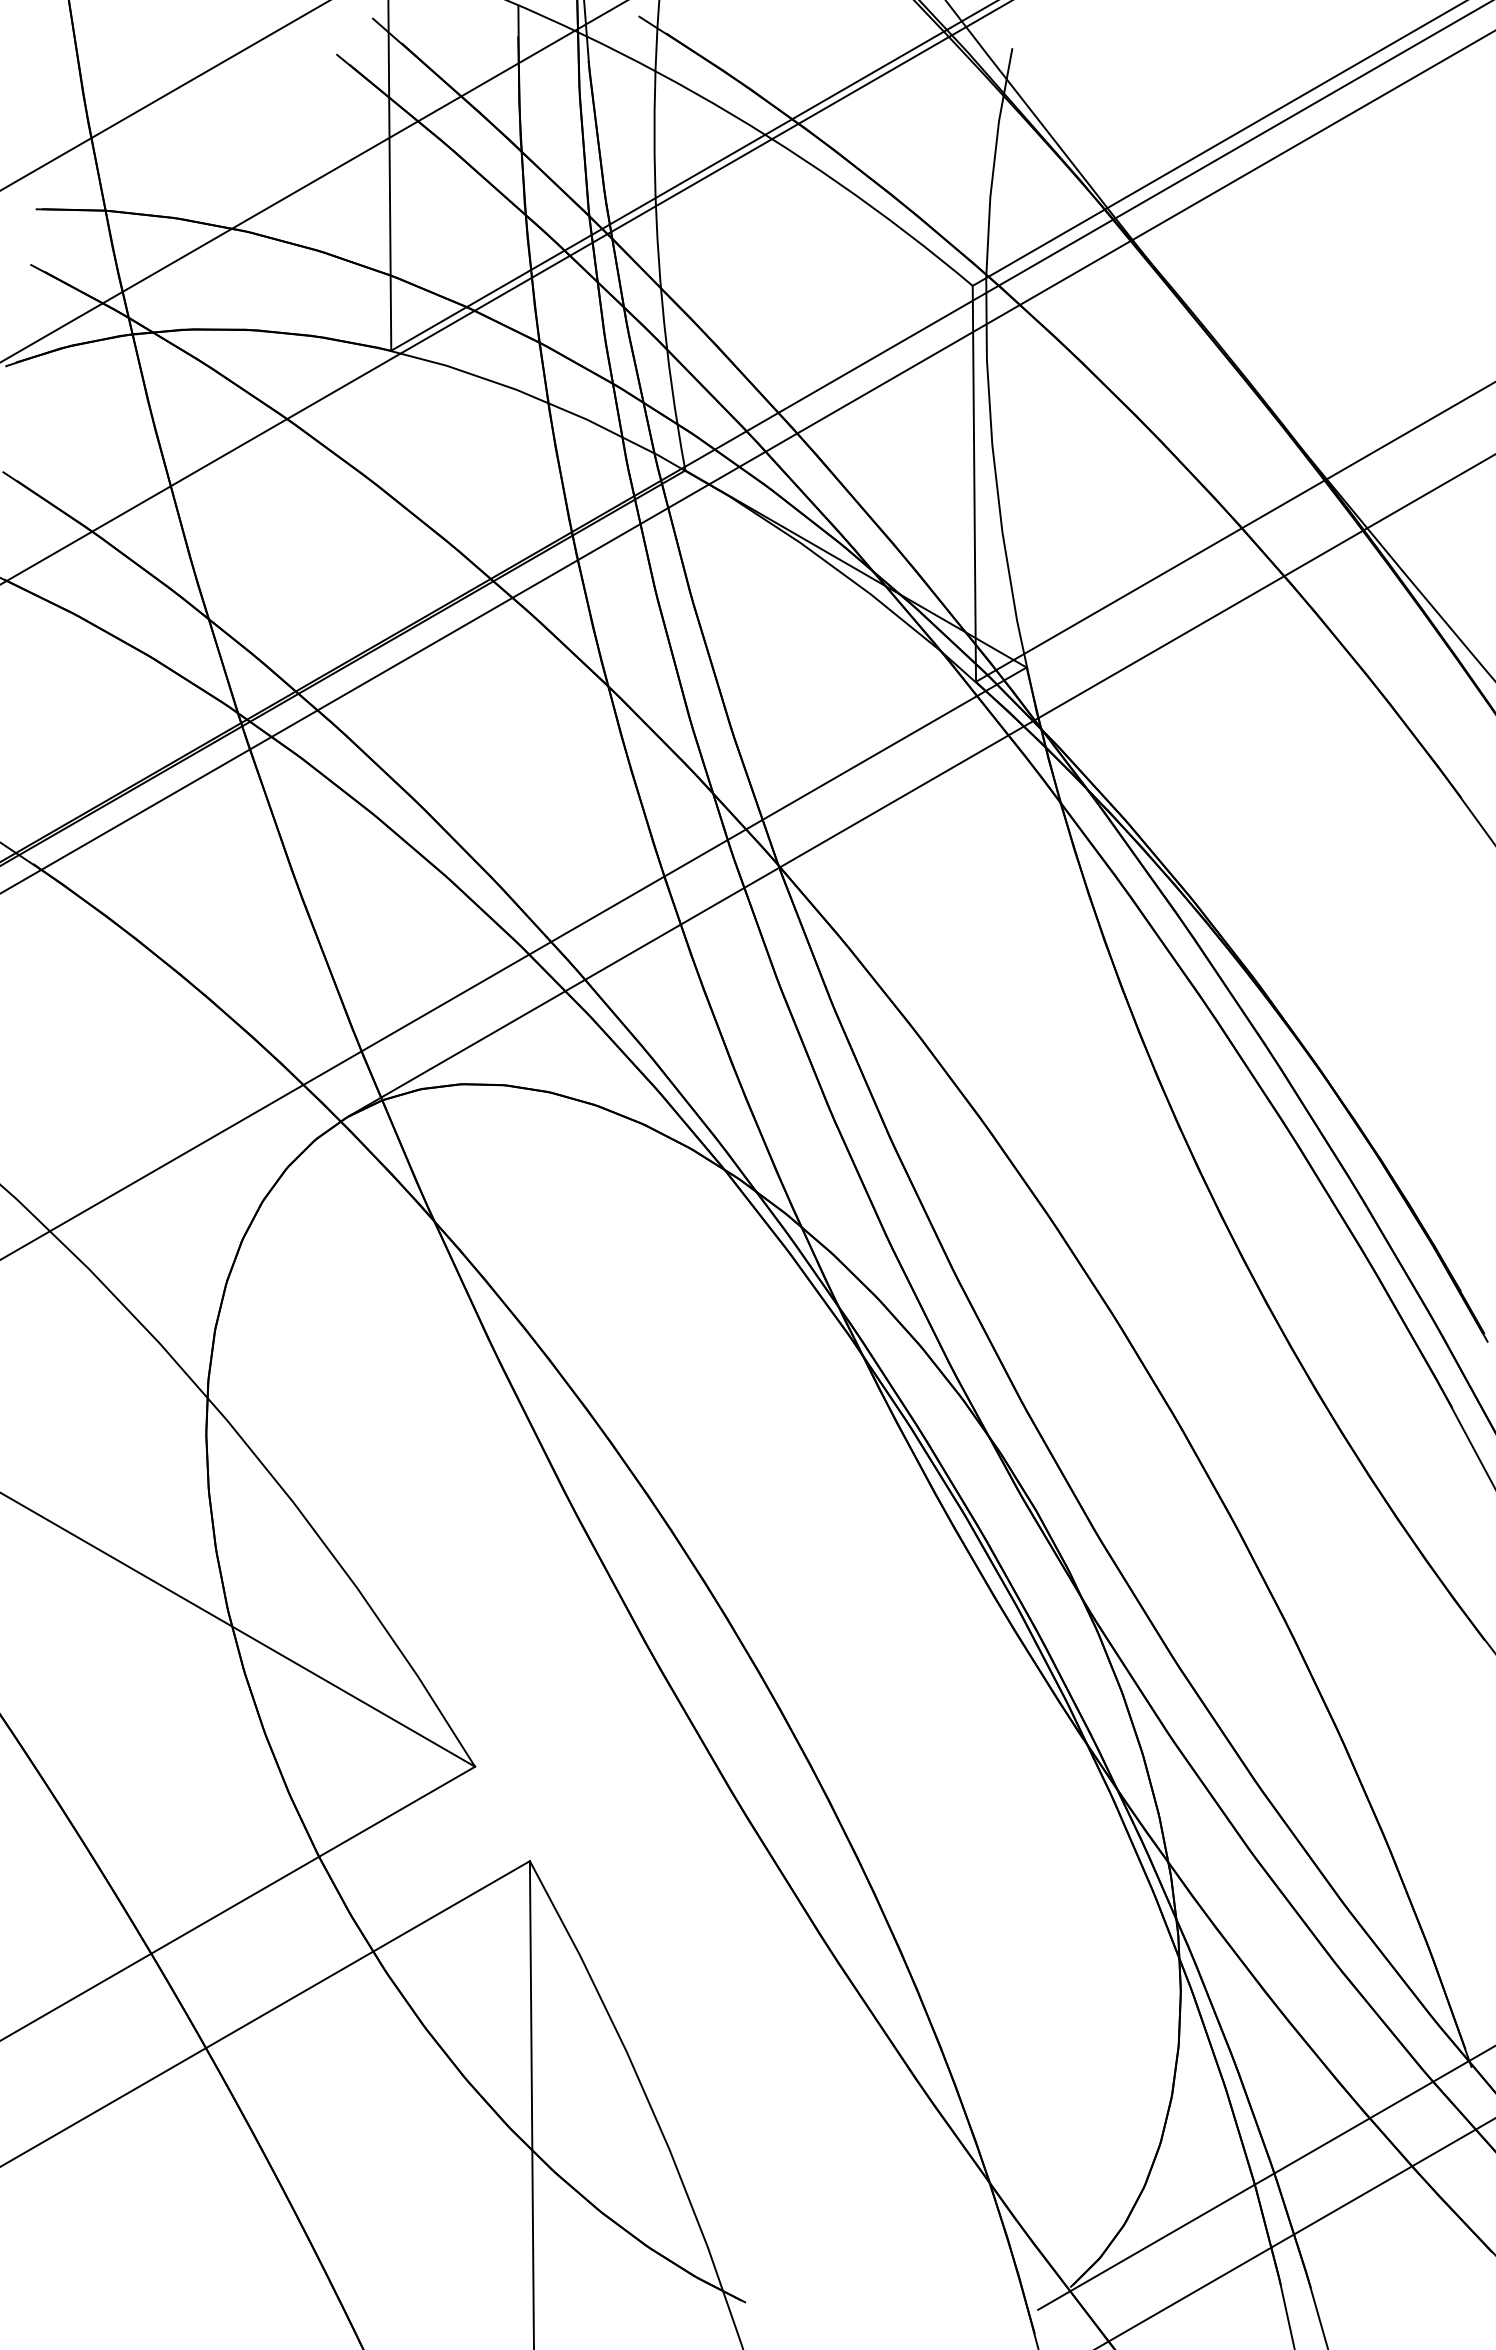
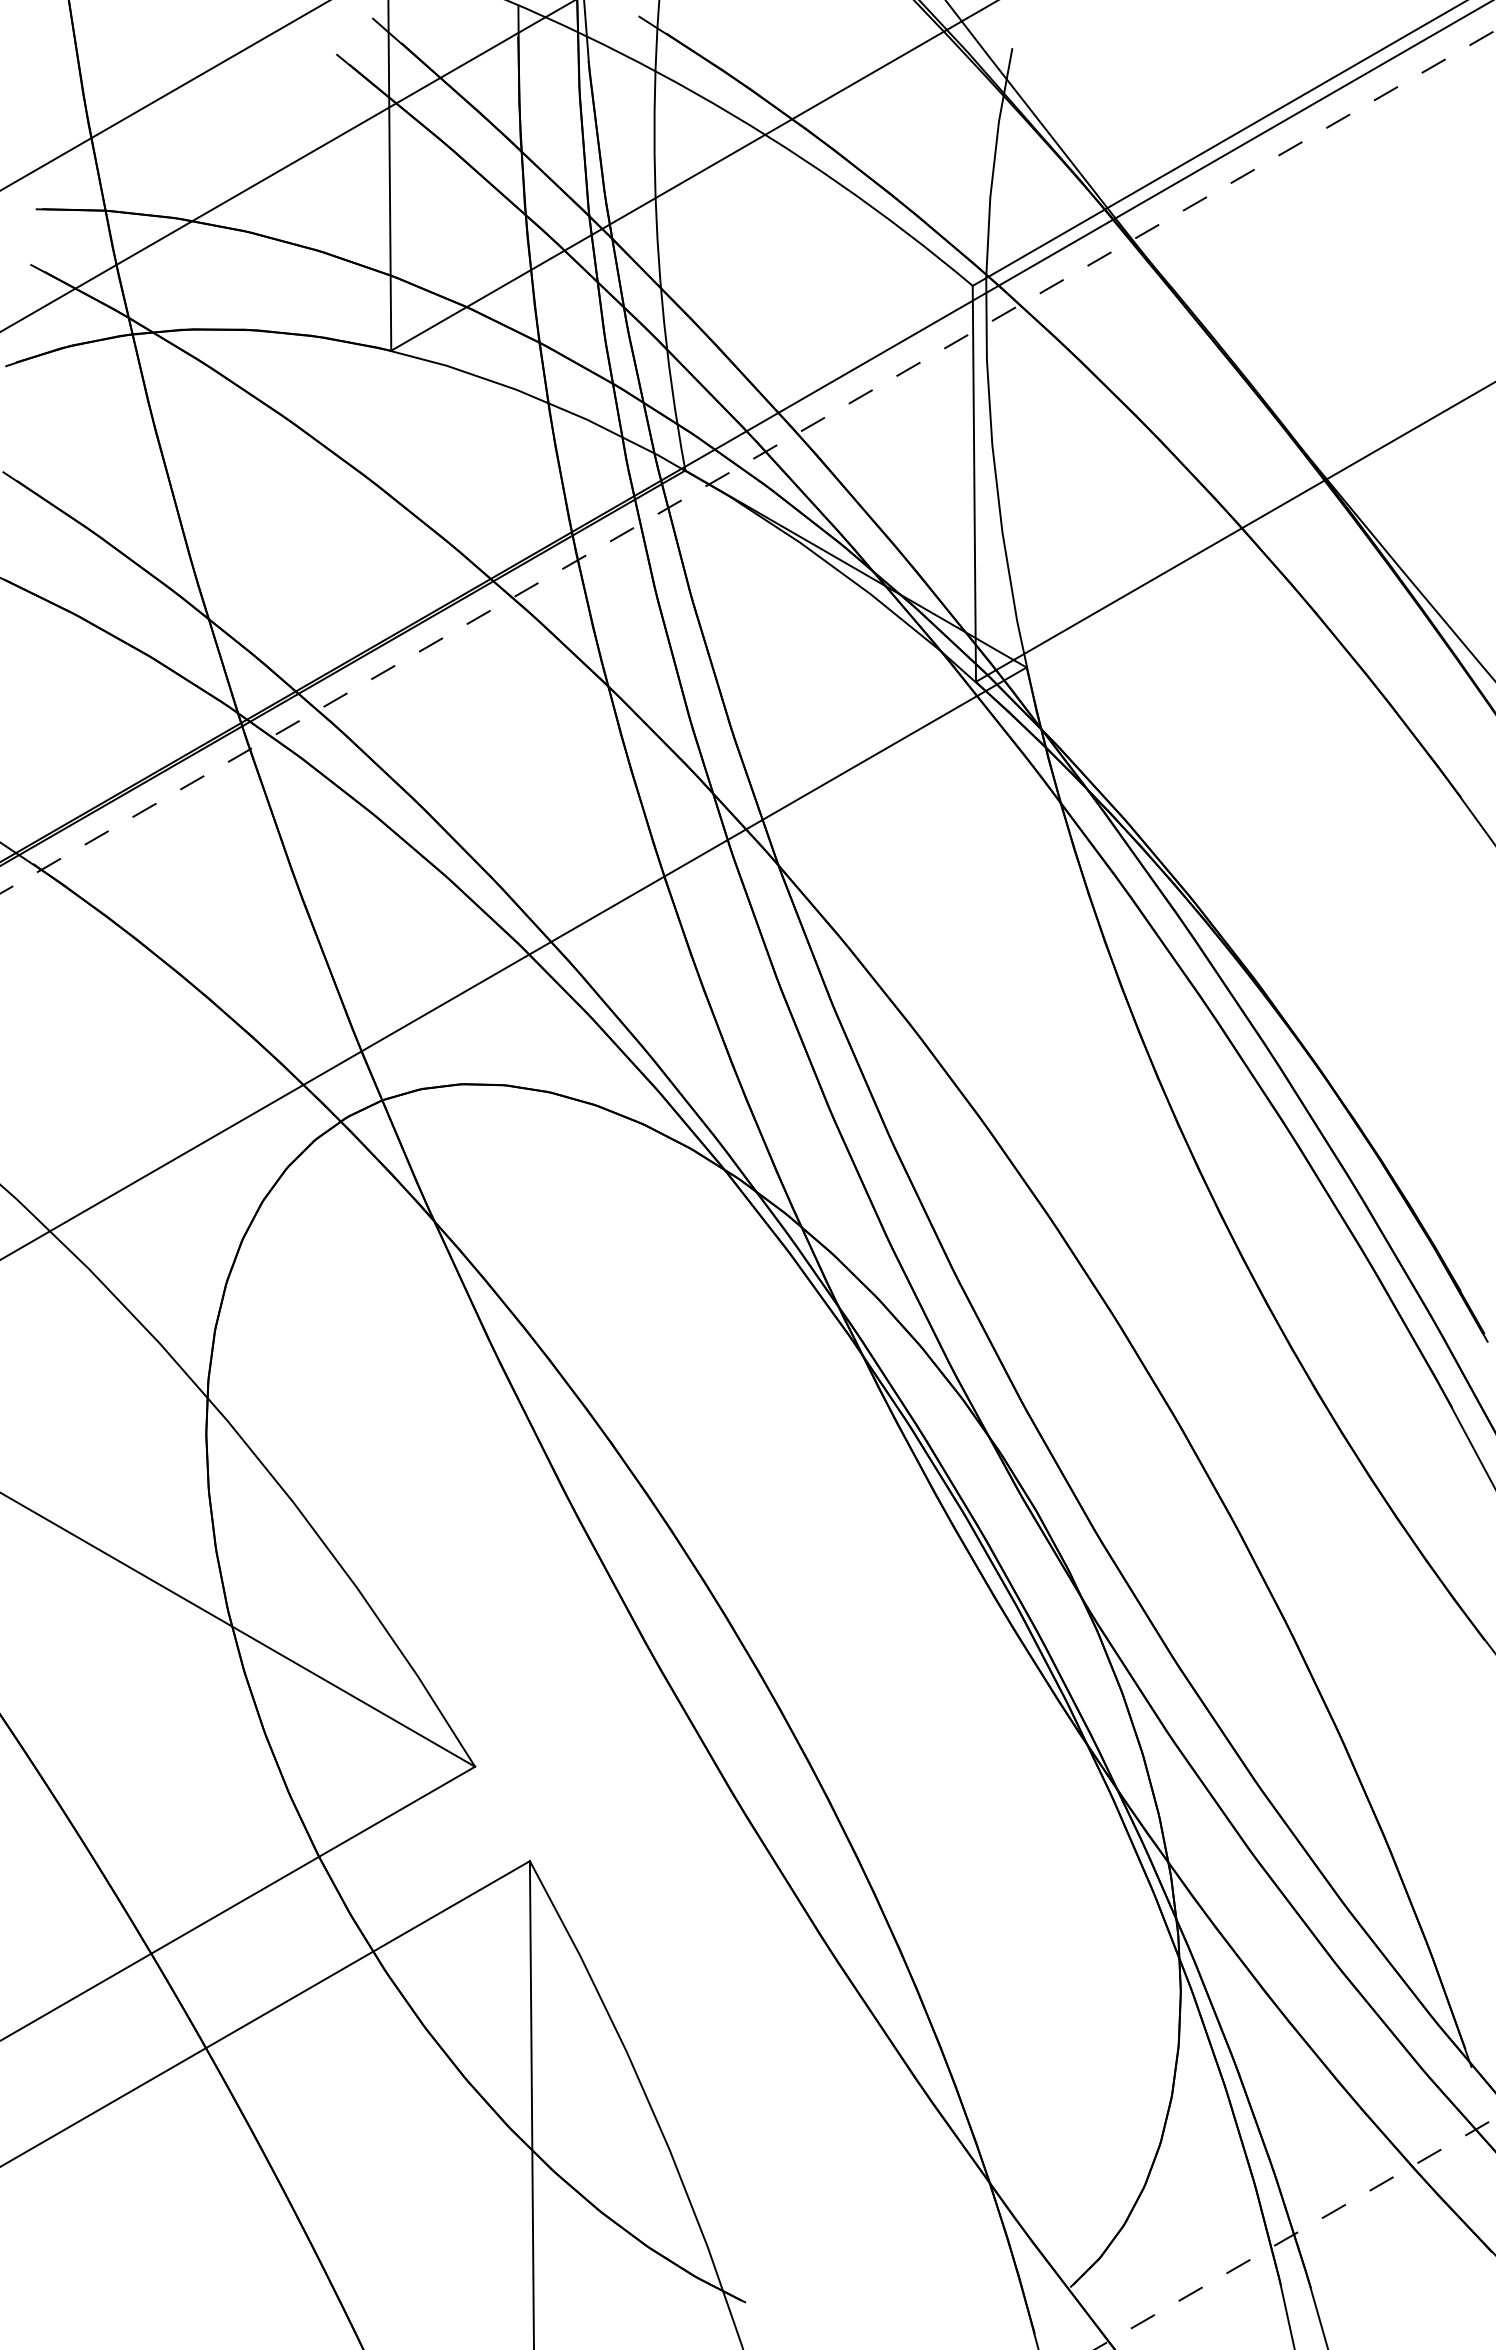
line position: (313, 181) -> (286, 166) (286, 166)
line: present -> none (505, 292)
line: solid -> dashed (748, 461)
line: present -> none (920, 785)
line: present -> none (1265, 2178)
line: solid -> dashed (1295, 2233)
